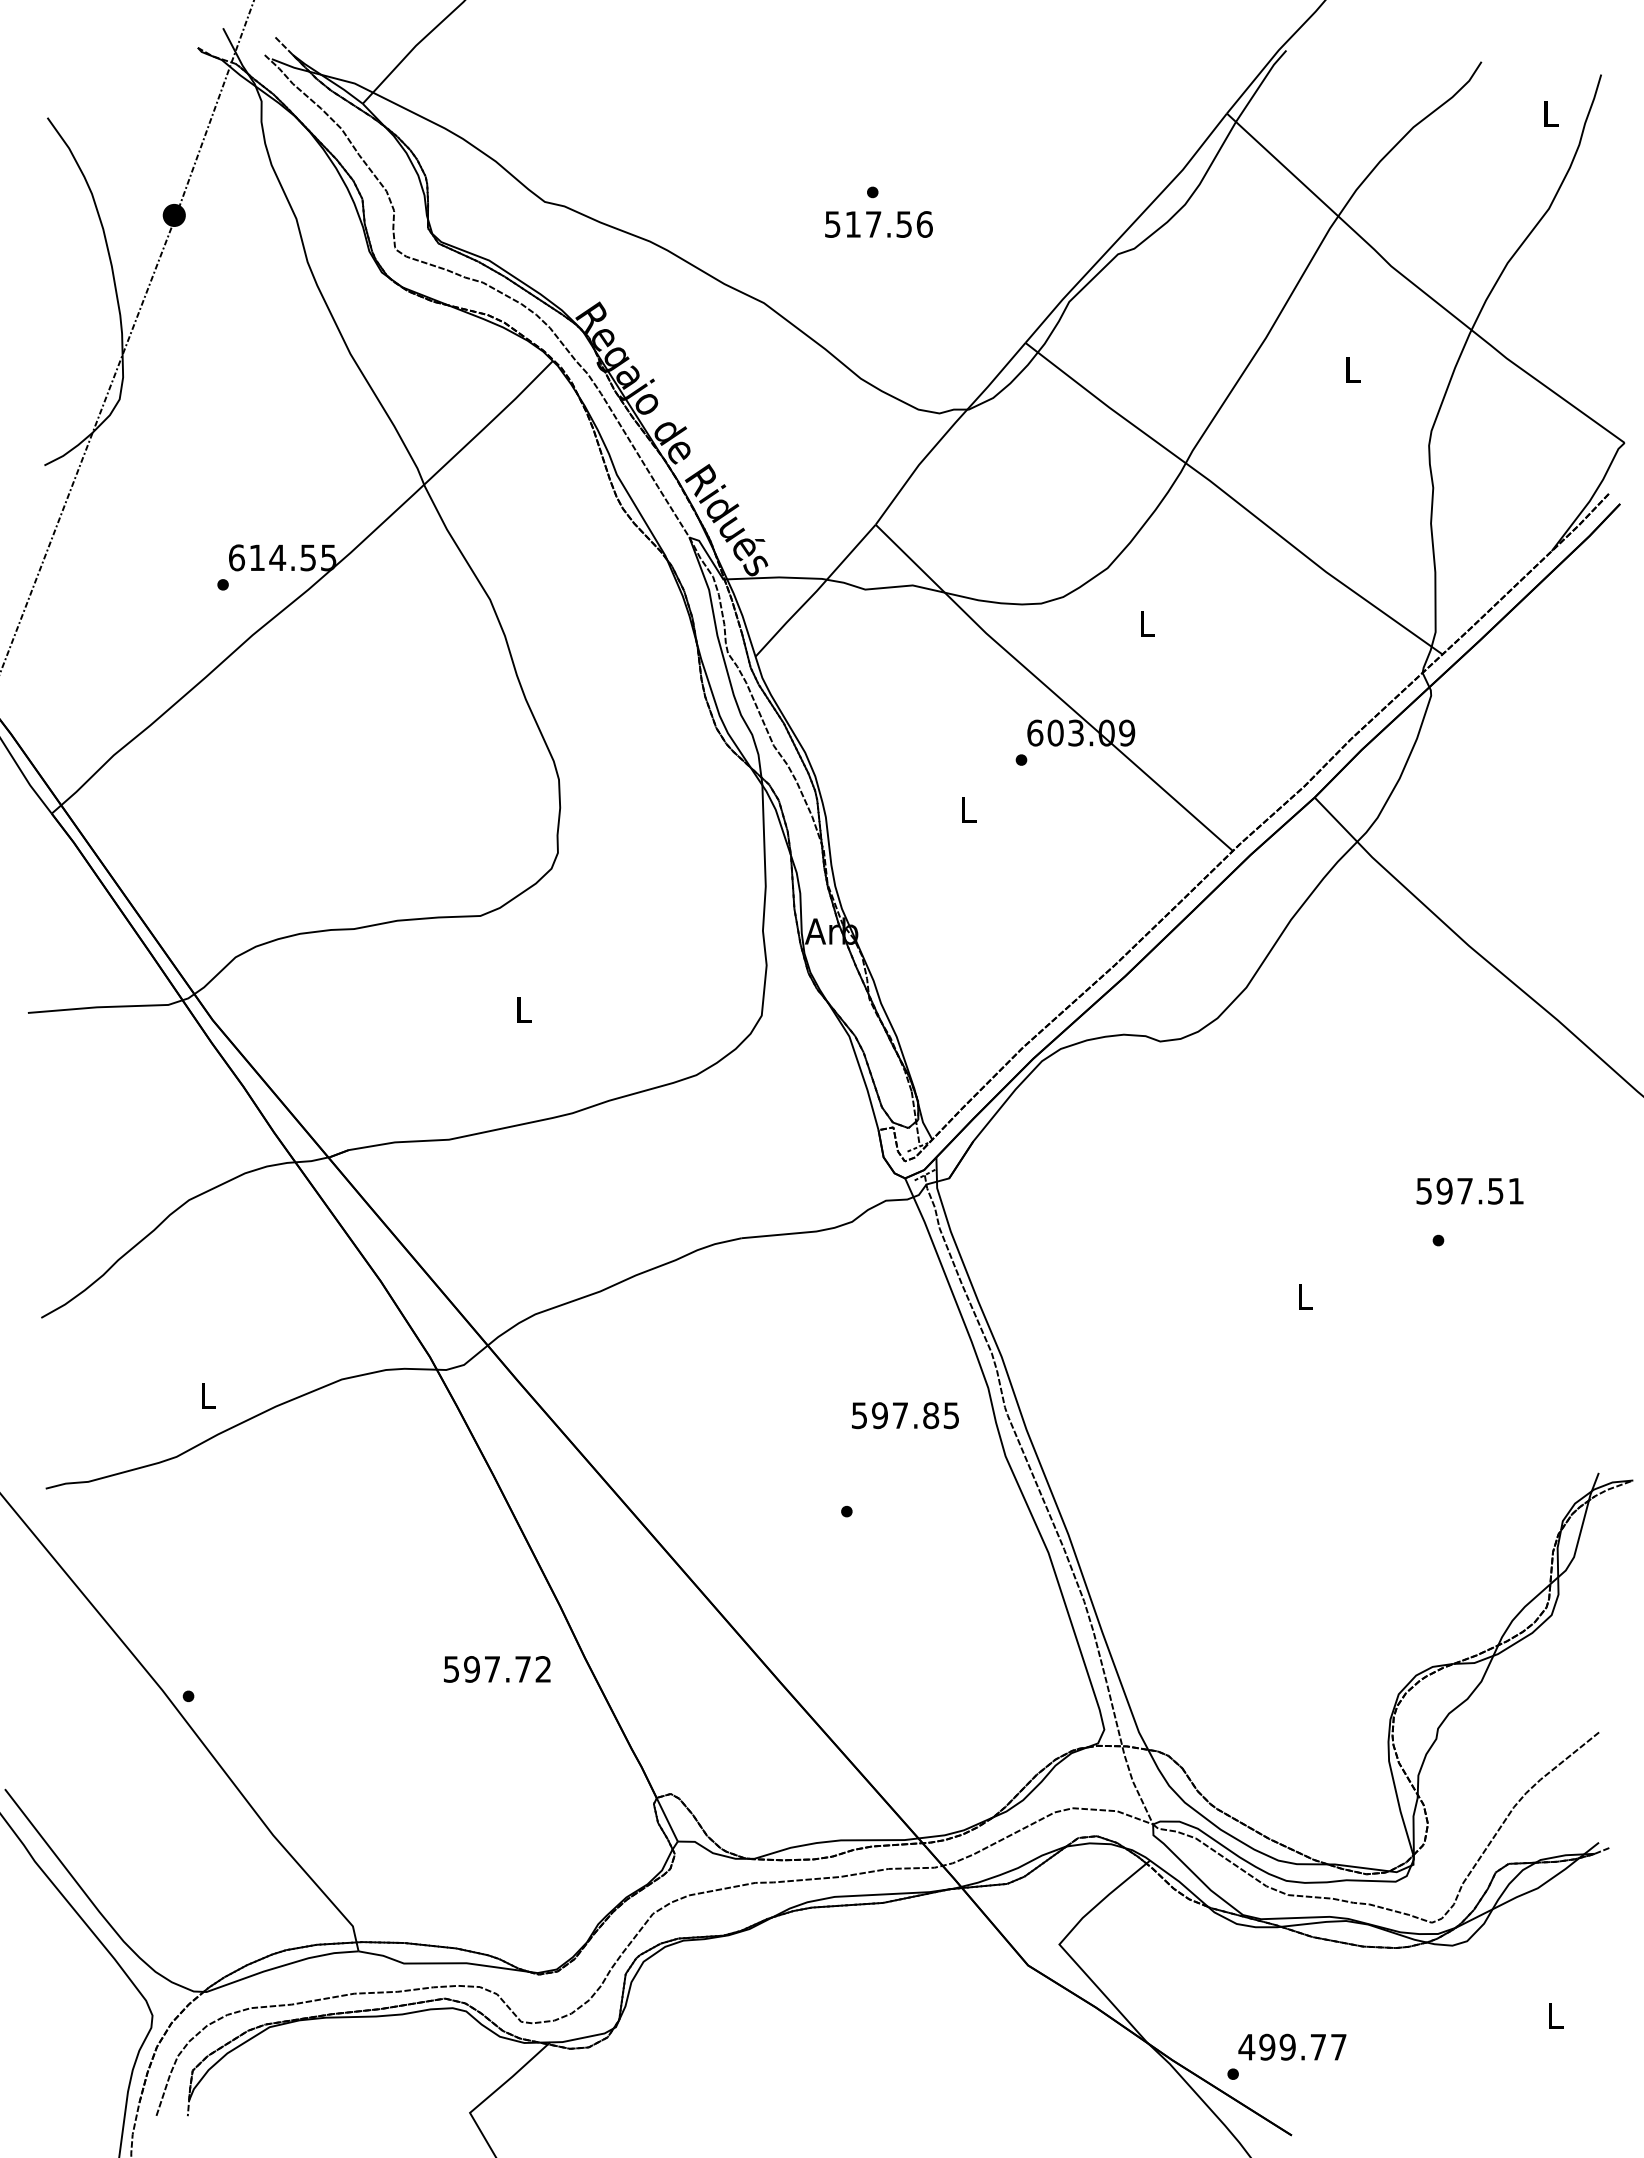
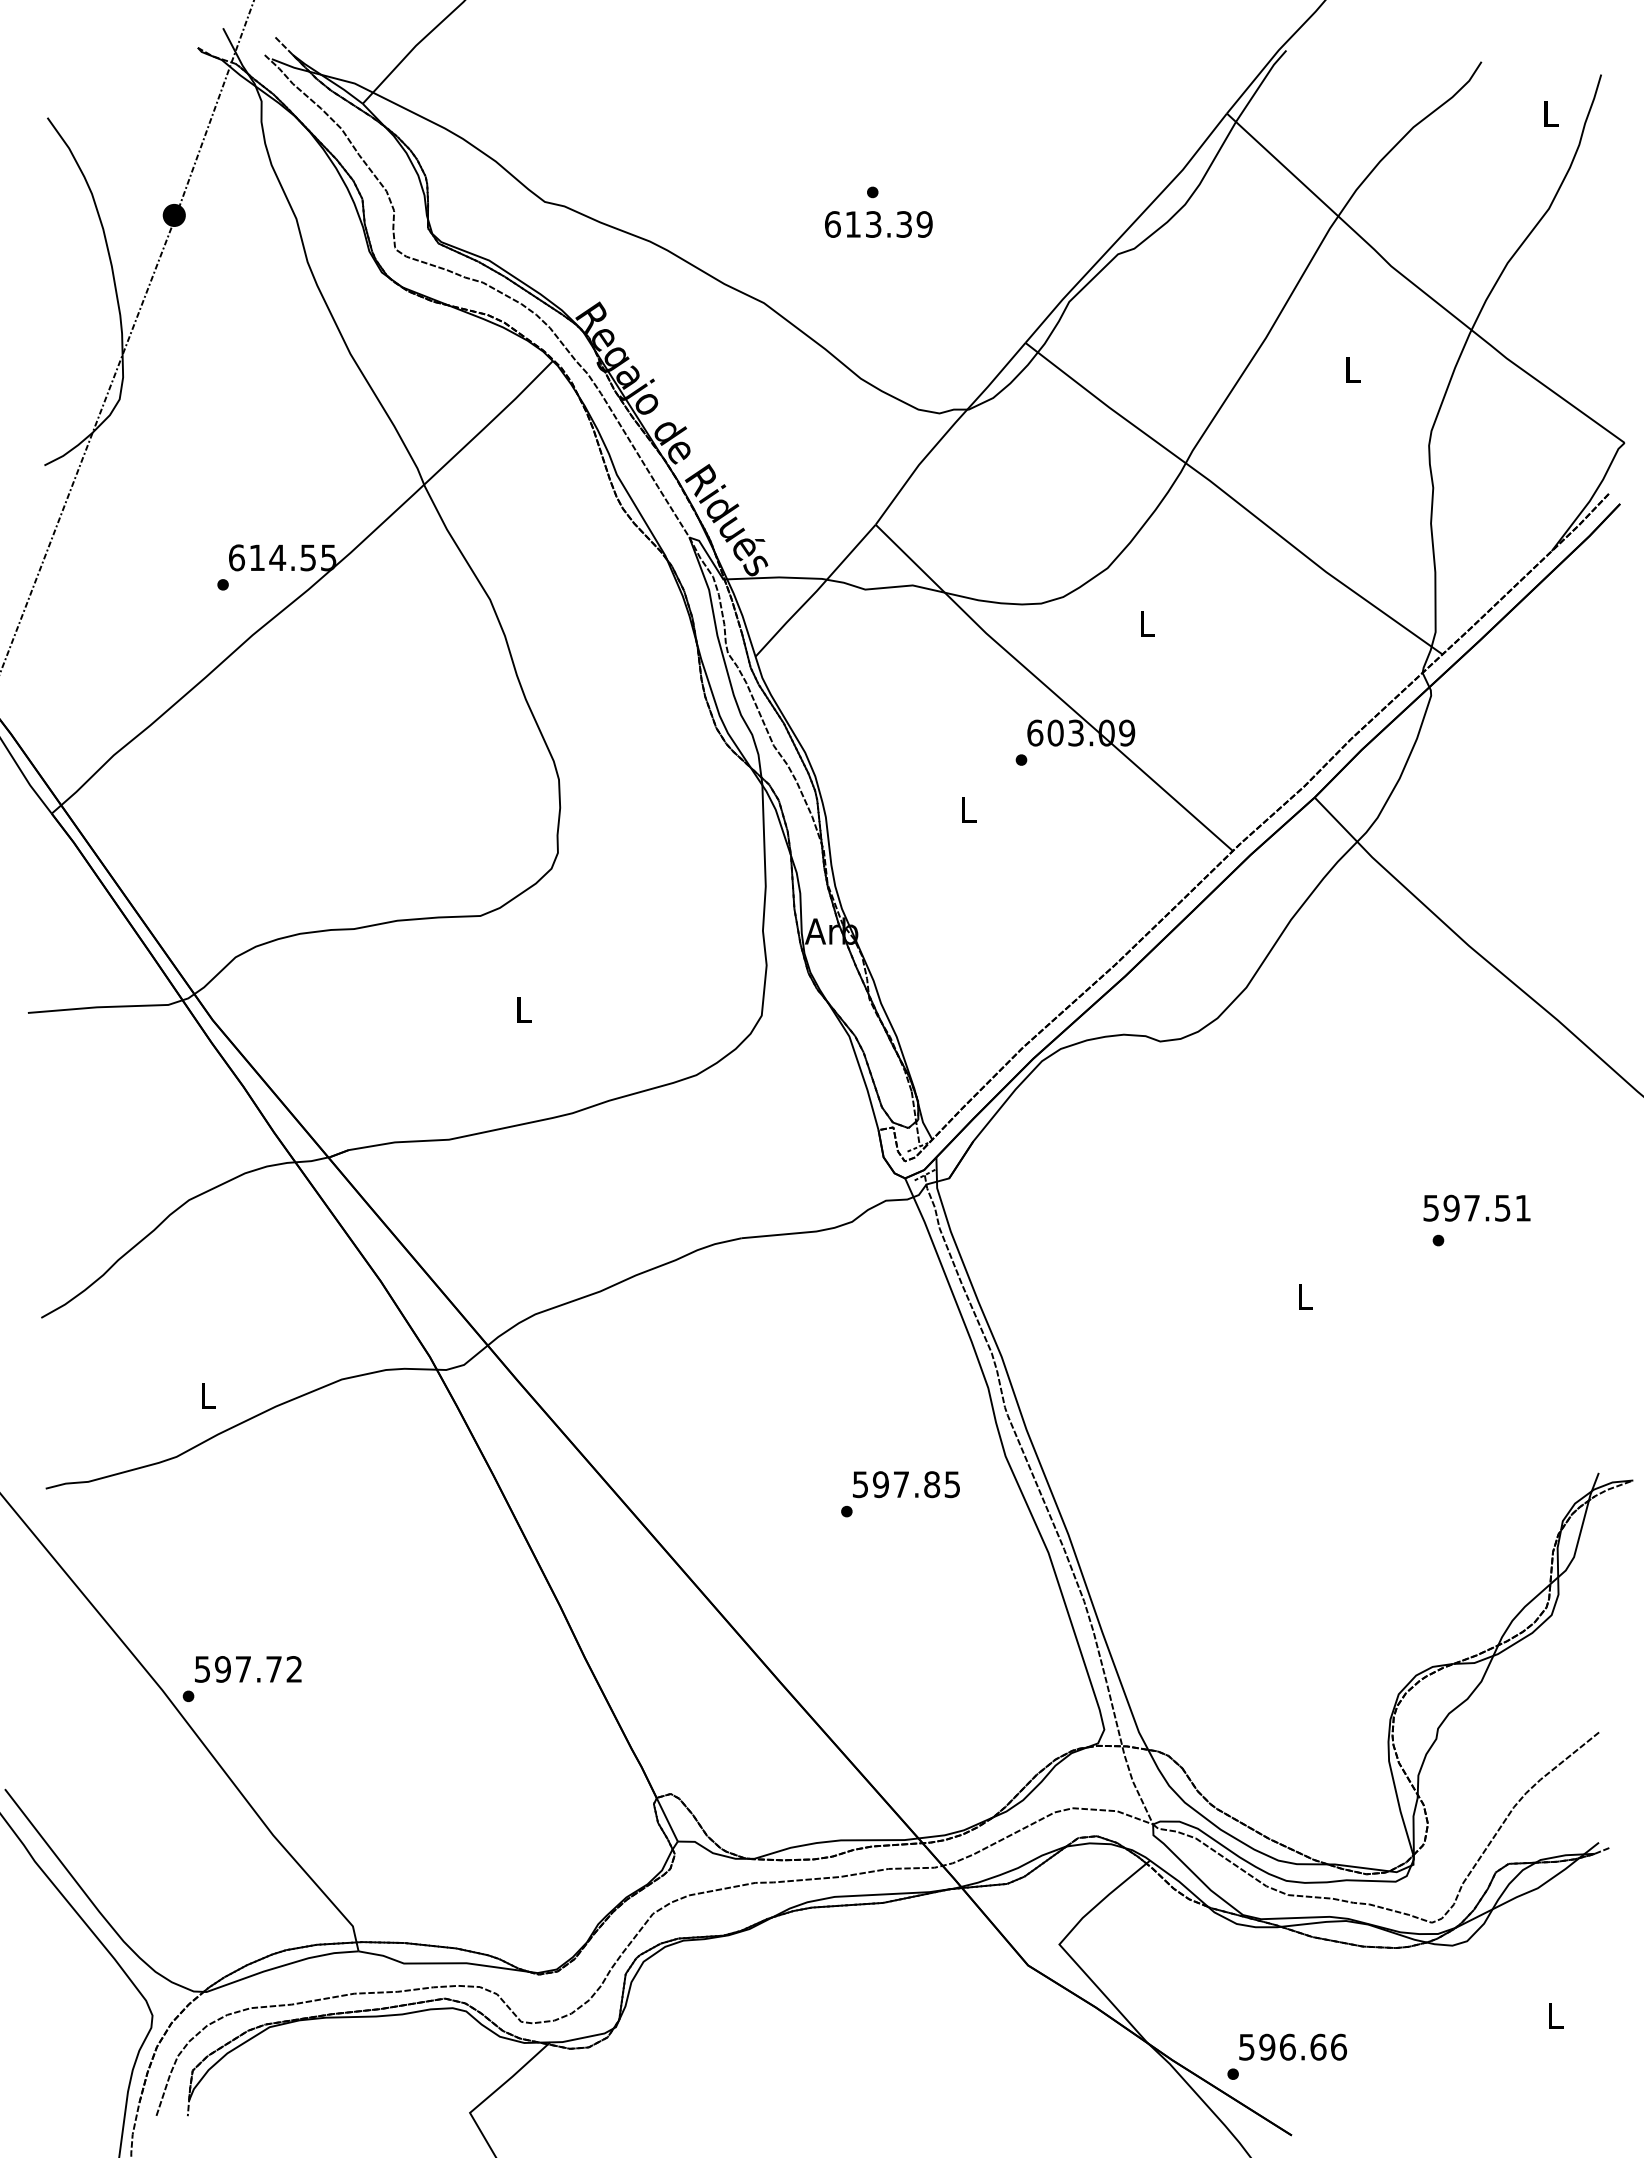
text: 517.56 -> 613.39 (878, 224)
text position: (1469, 1190) -> (1476, 1207) (1476, 1207)
text position: (905, 1415) -> (906, 1484) (906, 1484)
text position: (497, 1669) -> (248, 1669) (248, 1669)
text: 499.77 -> 596.66 (1292, 2046)
